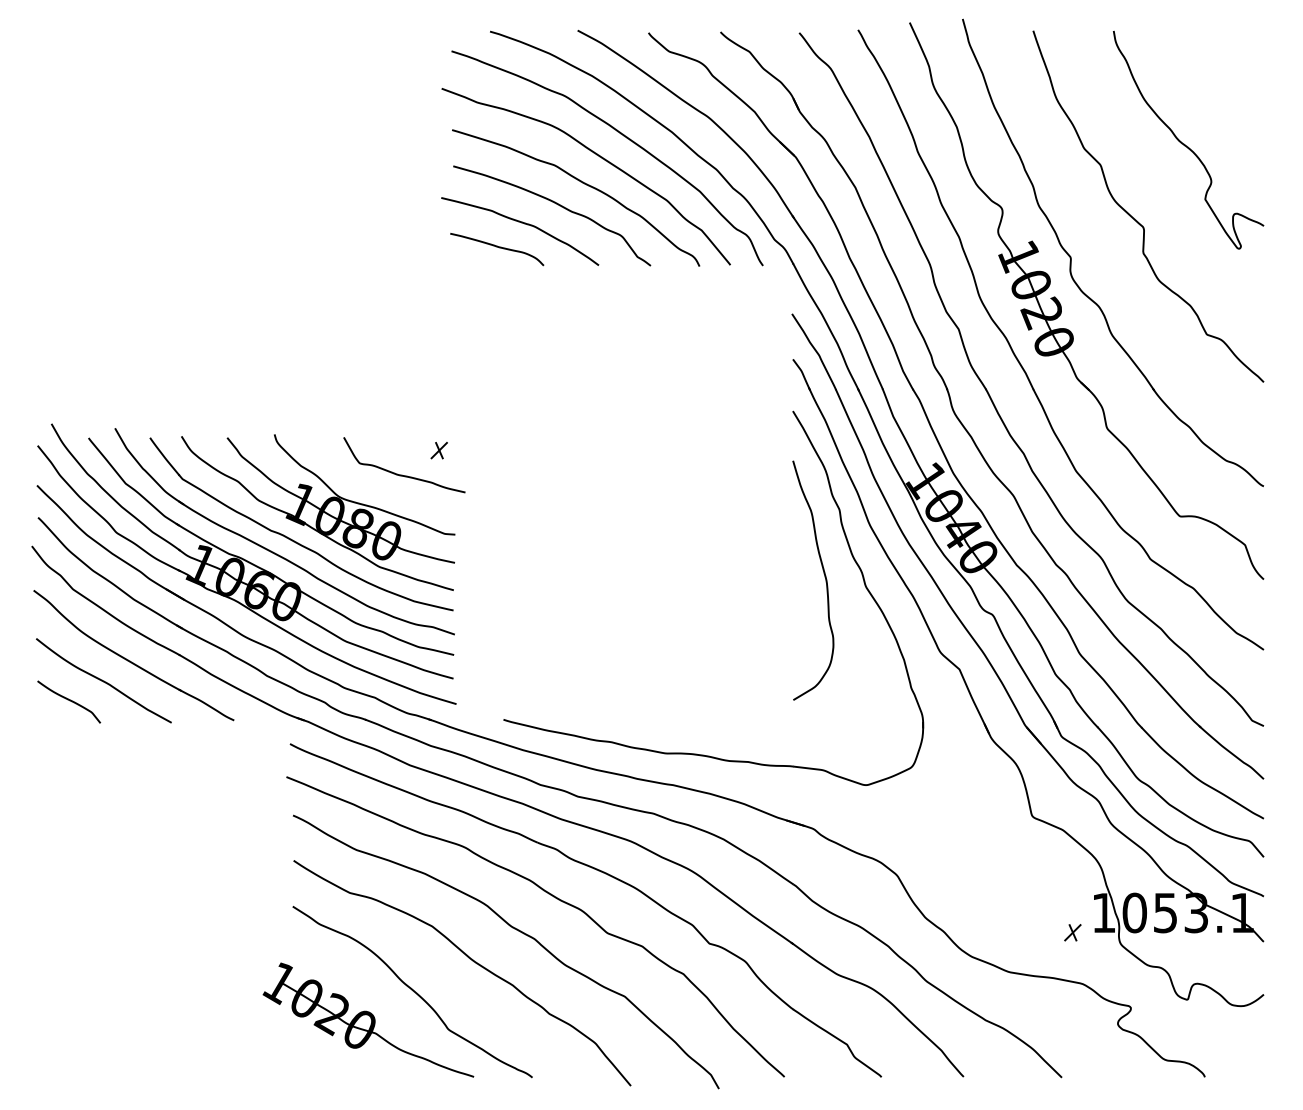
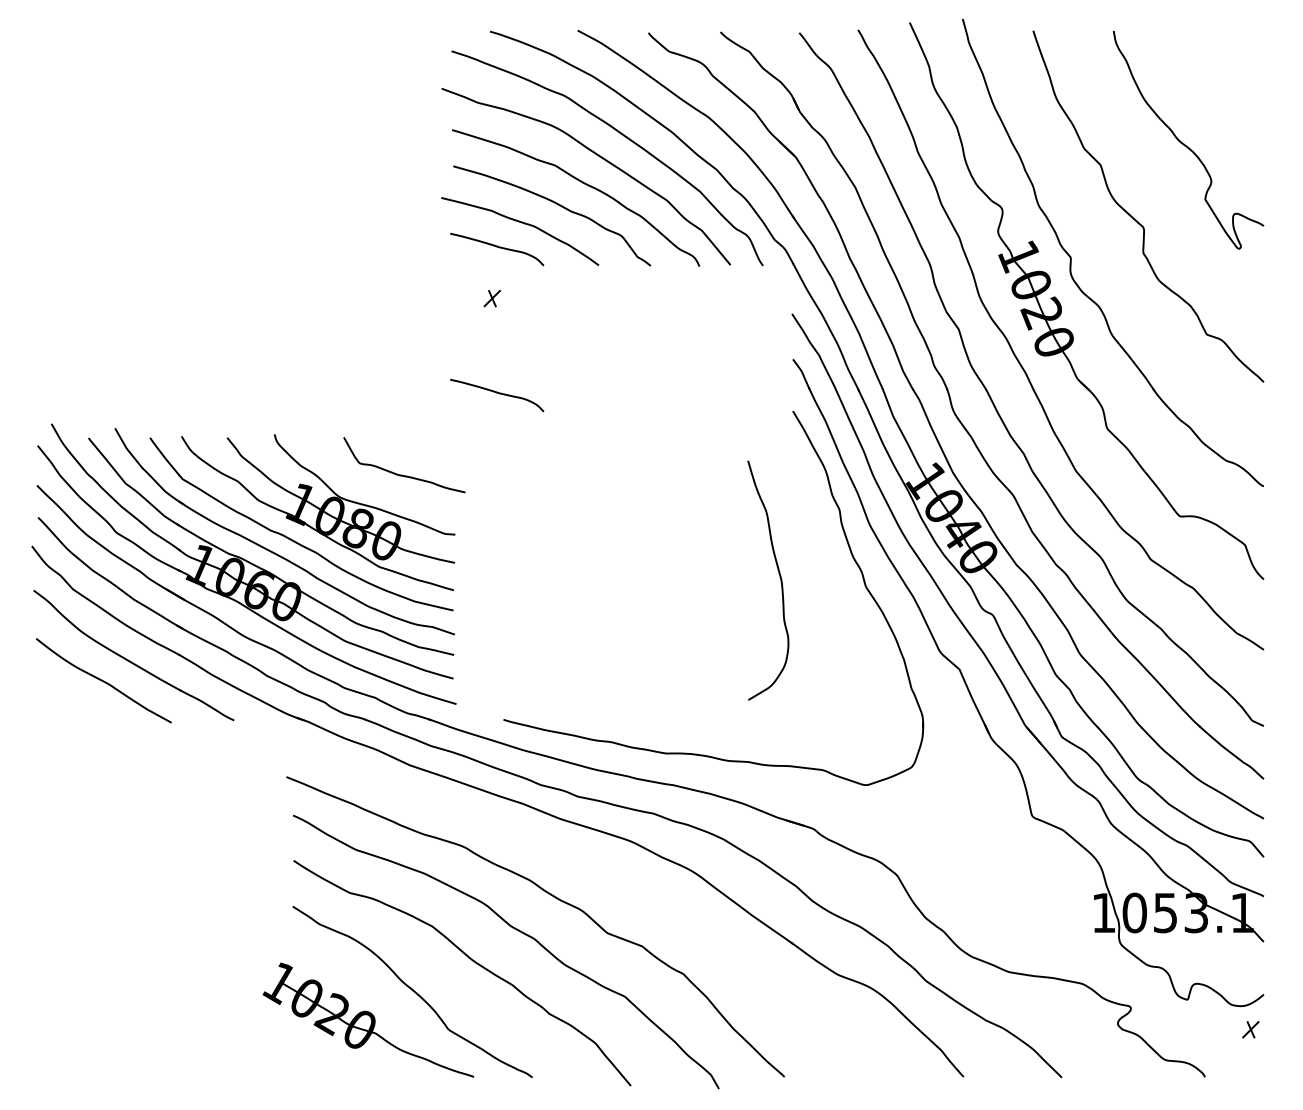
curve: none -> present (497, 393)
part position: (438, 450) -> (491, 298) (491, 298)
curve position: (824, 577) -> (779, 577) (779, 577)
curve: present -> none (69, 701)
part: present -> none (598, 871)
part position: (1072, 932) -> (1250, 1029) (1250, 1029)
